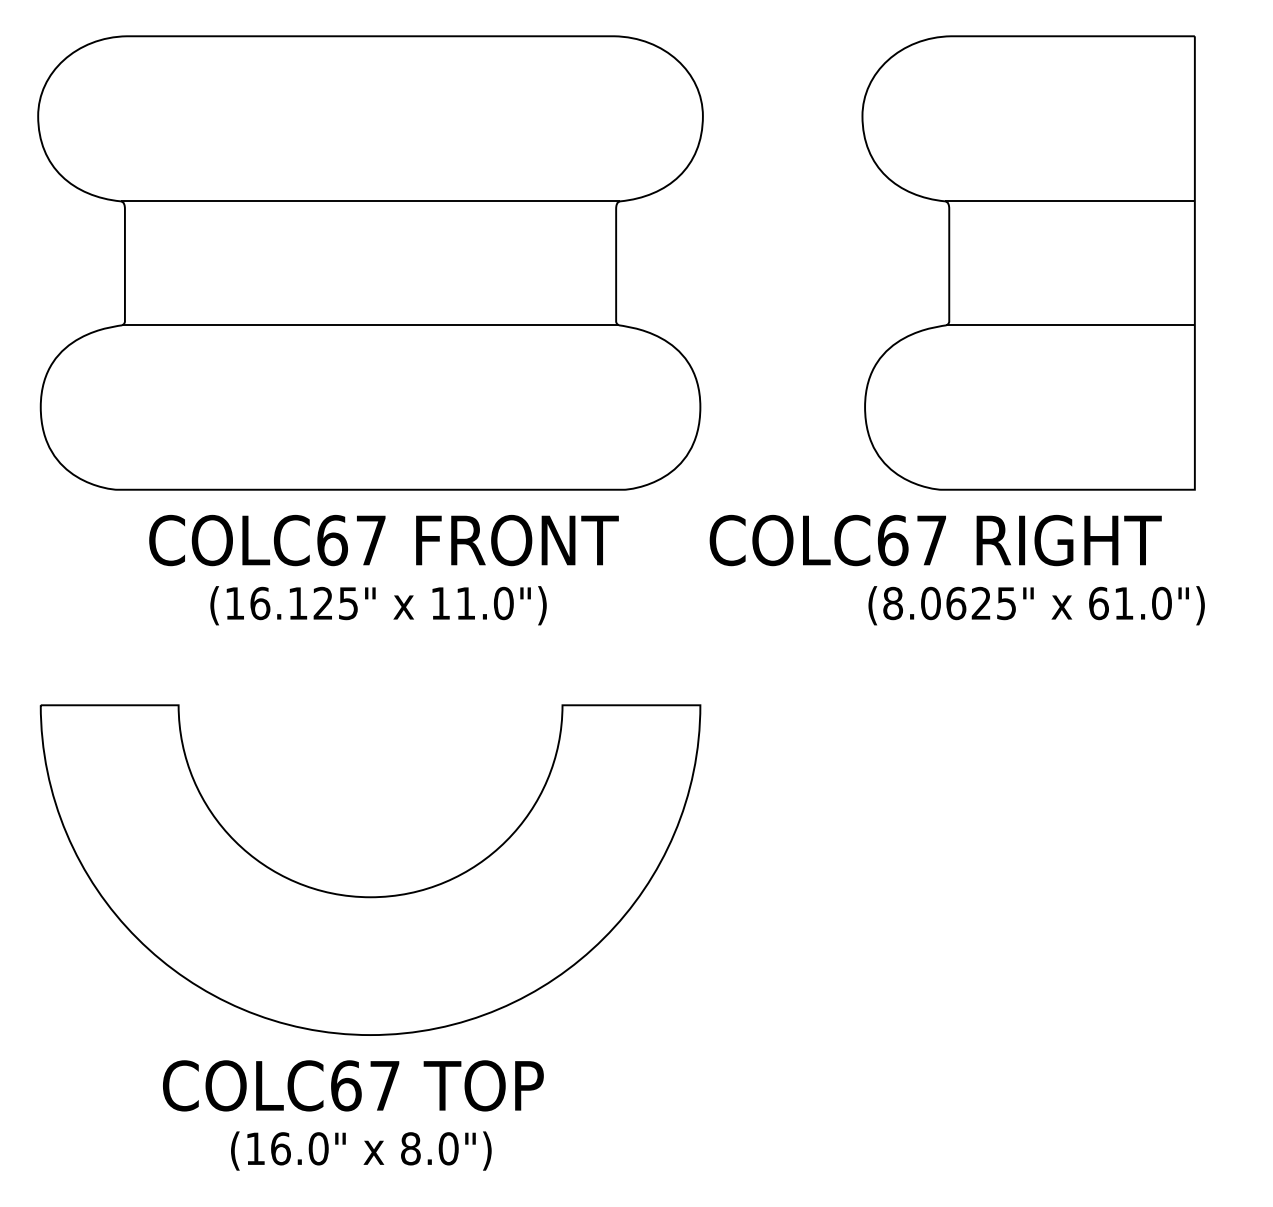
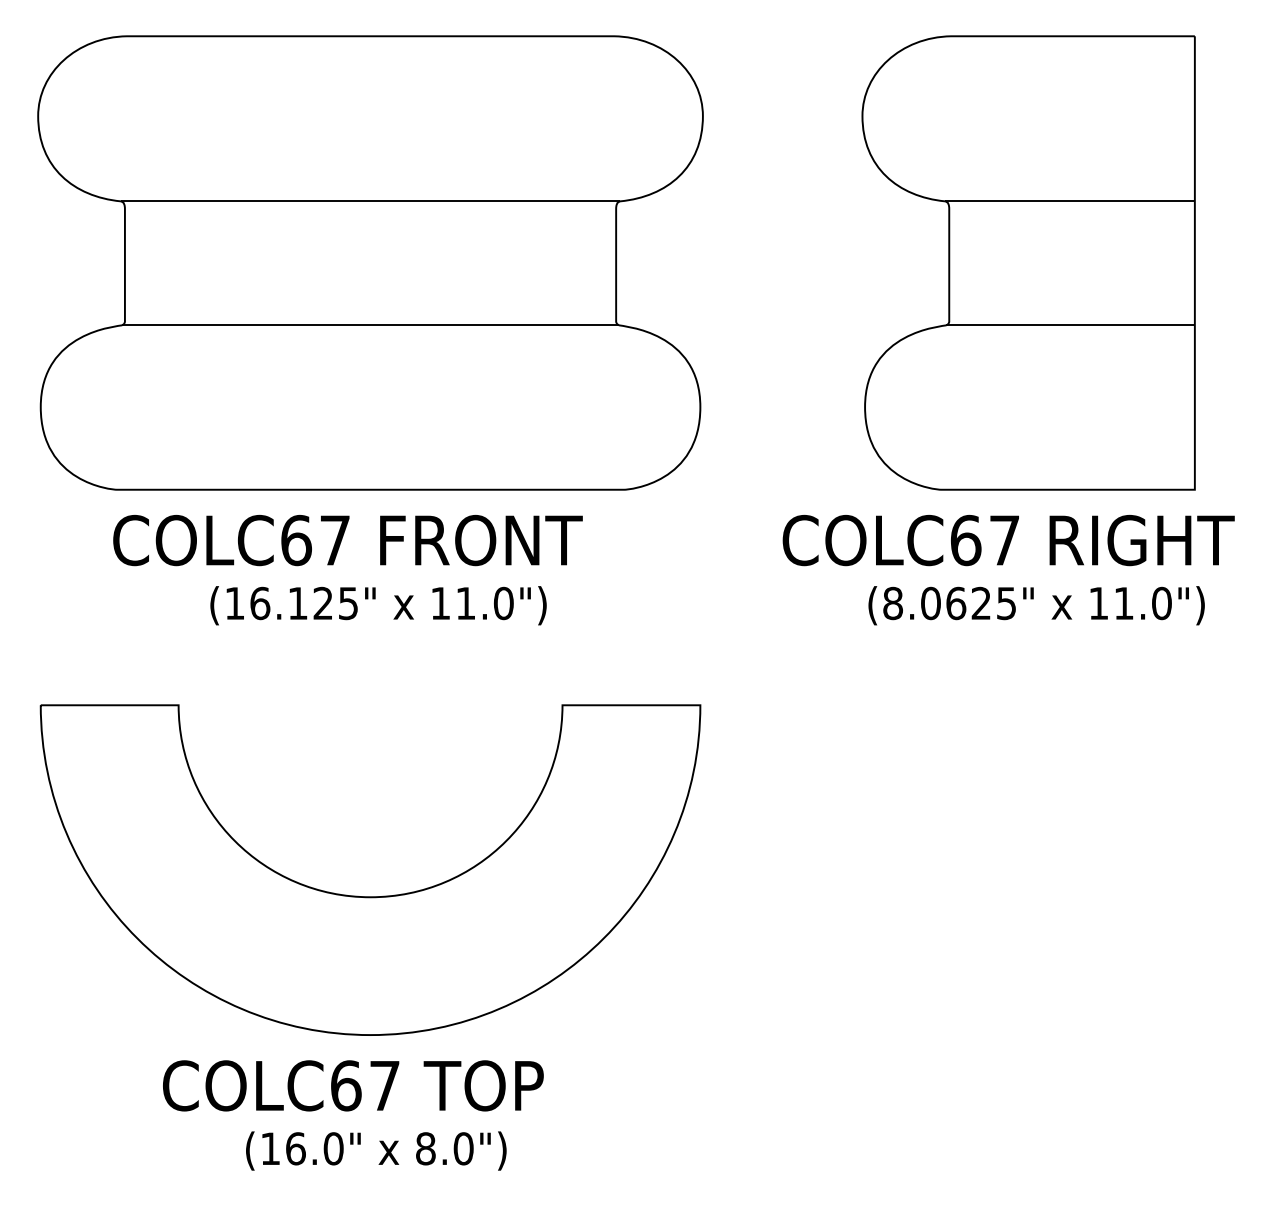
text position: (383, 540) -> (347, 540) (347, 540)
text position: (935, 540) -> (1008, 540) (1008, 540)
text: 61.0") -> 11.0") (1098, 603)
text position: (361, 1150) -> (376, 1150) (376, 1150)
